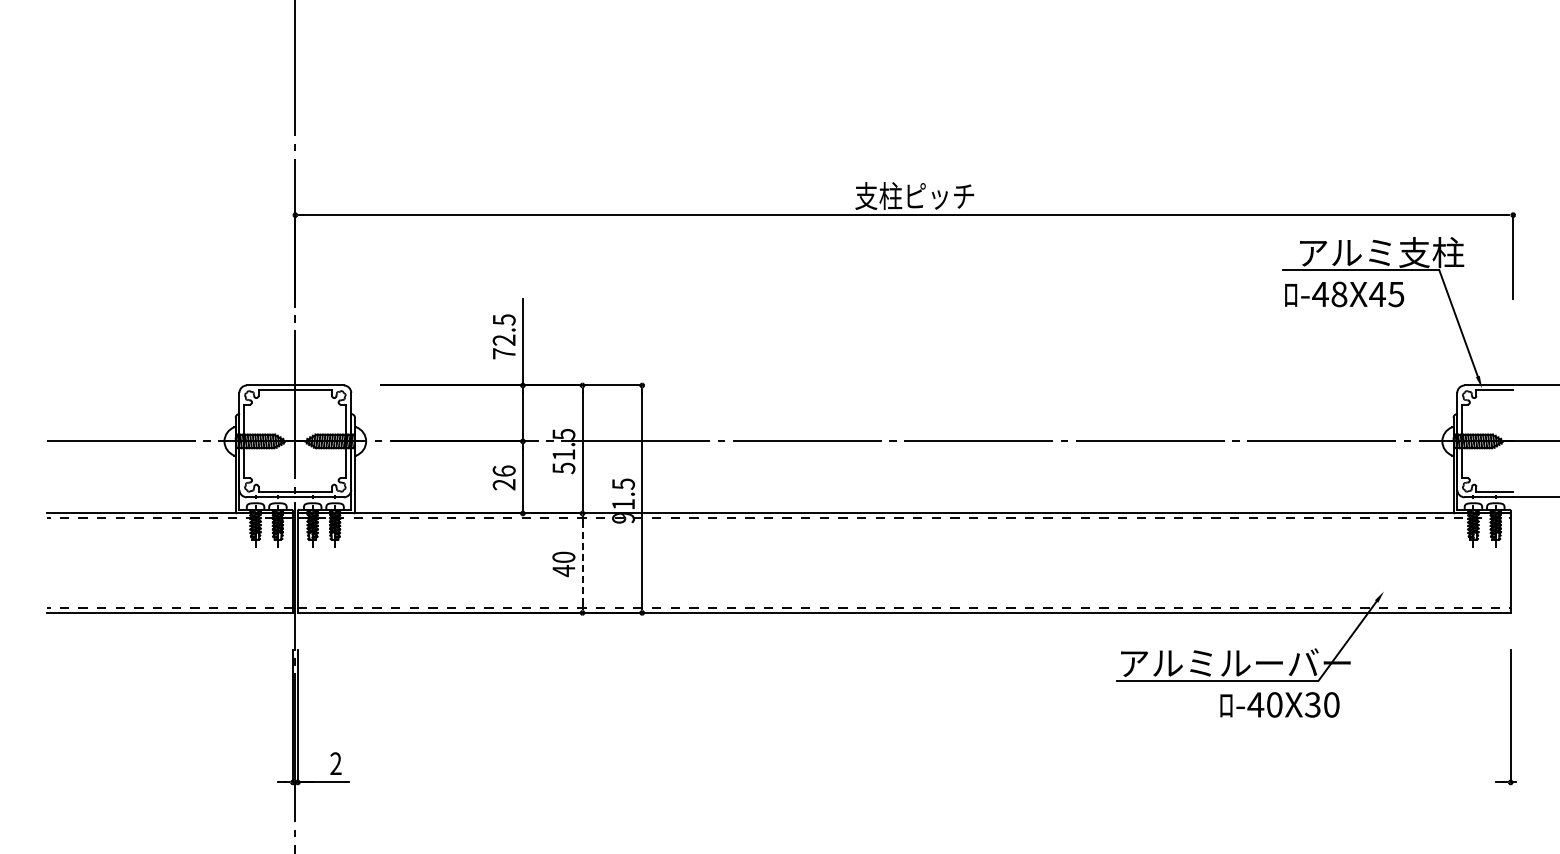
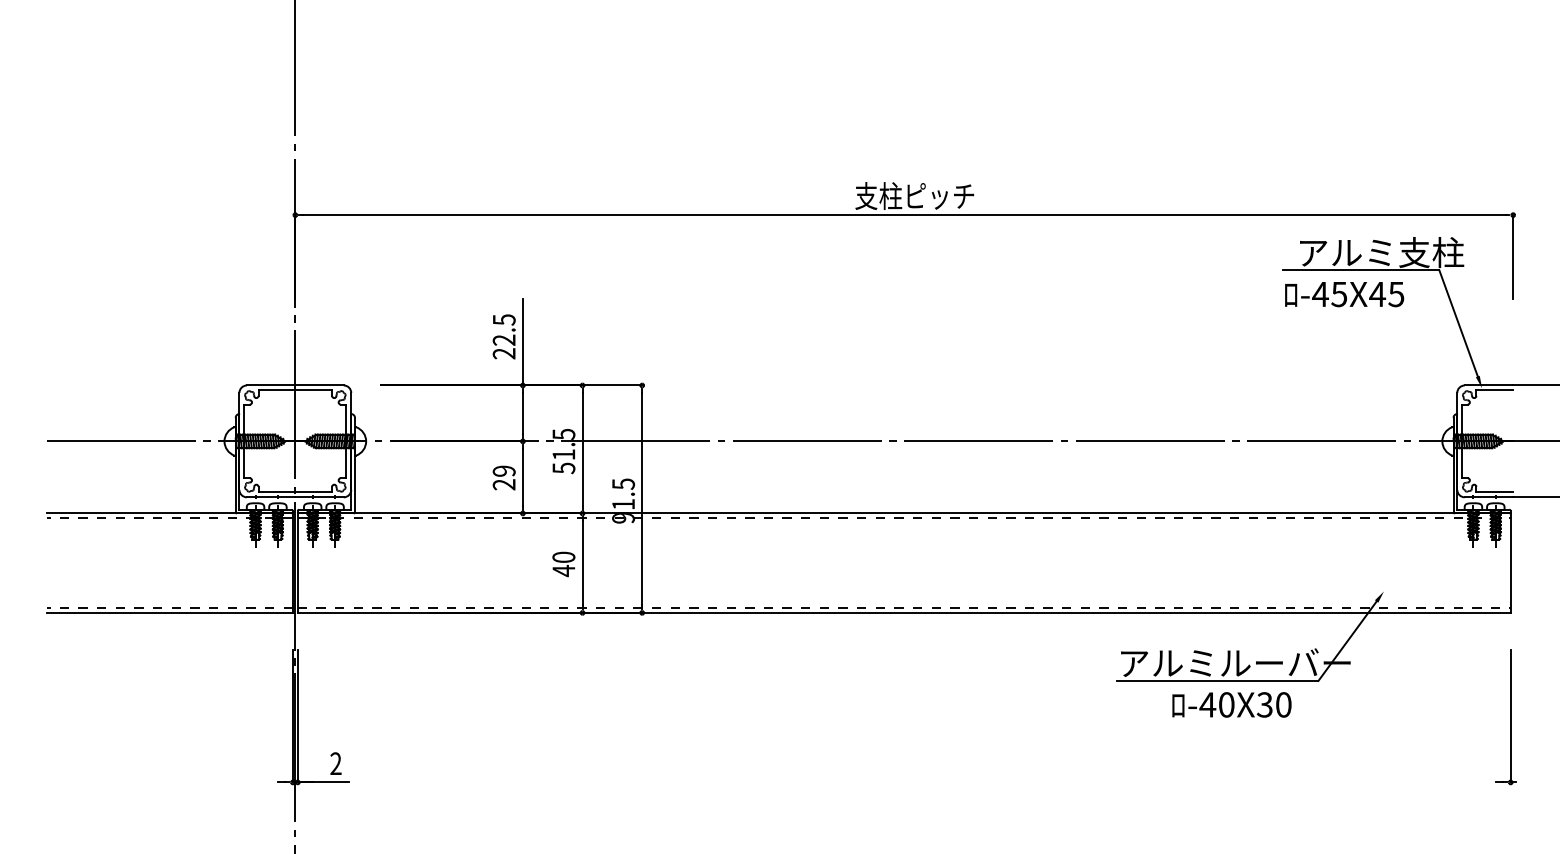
text: -48X45 -> -45X45 (1339, 294)
text: 72.5 -> 22.5 (503, 353)
text: 26 -> 29 (503, 470)
line: dashed -> solid (582, 563)
text position: (1279, 704) -> (1231, 704) (1231, 704)
